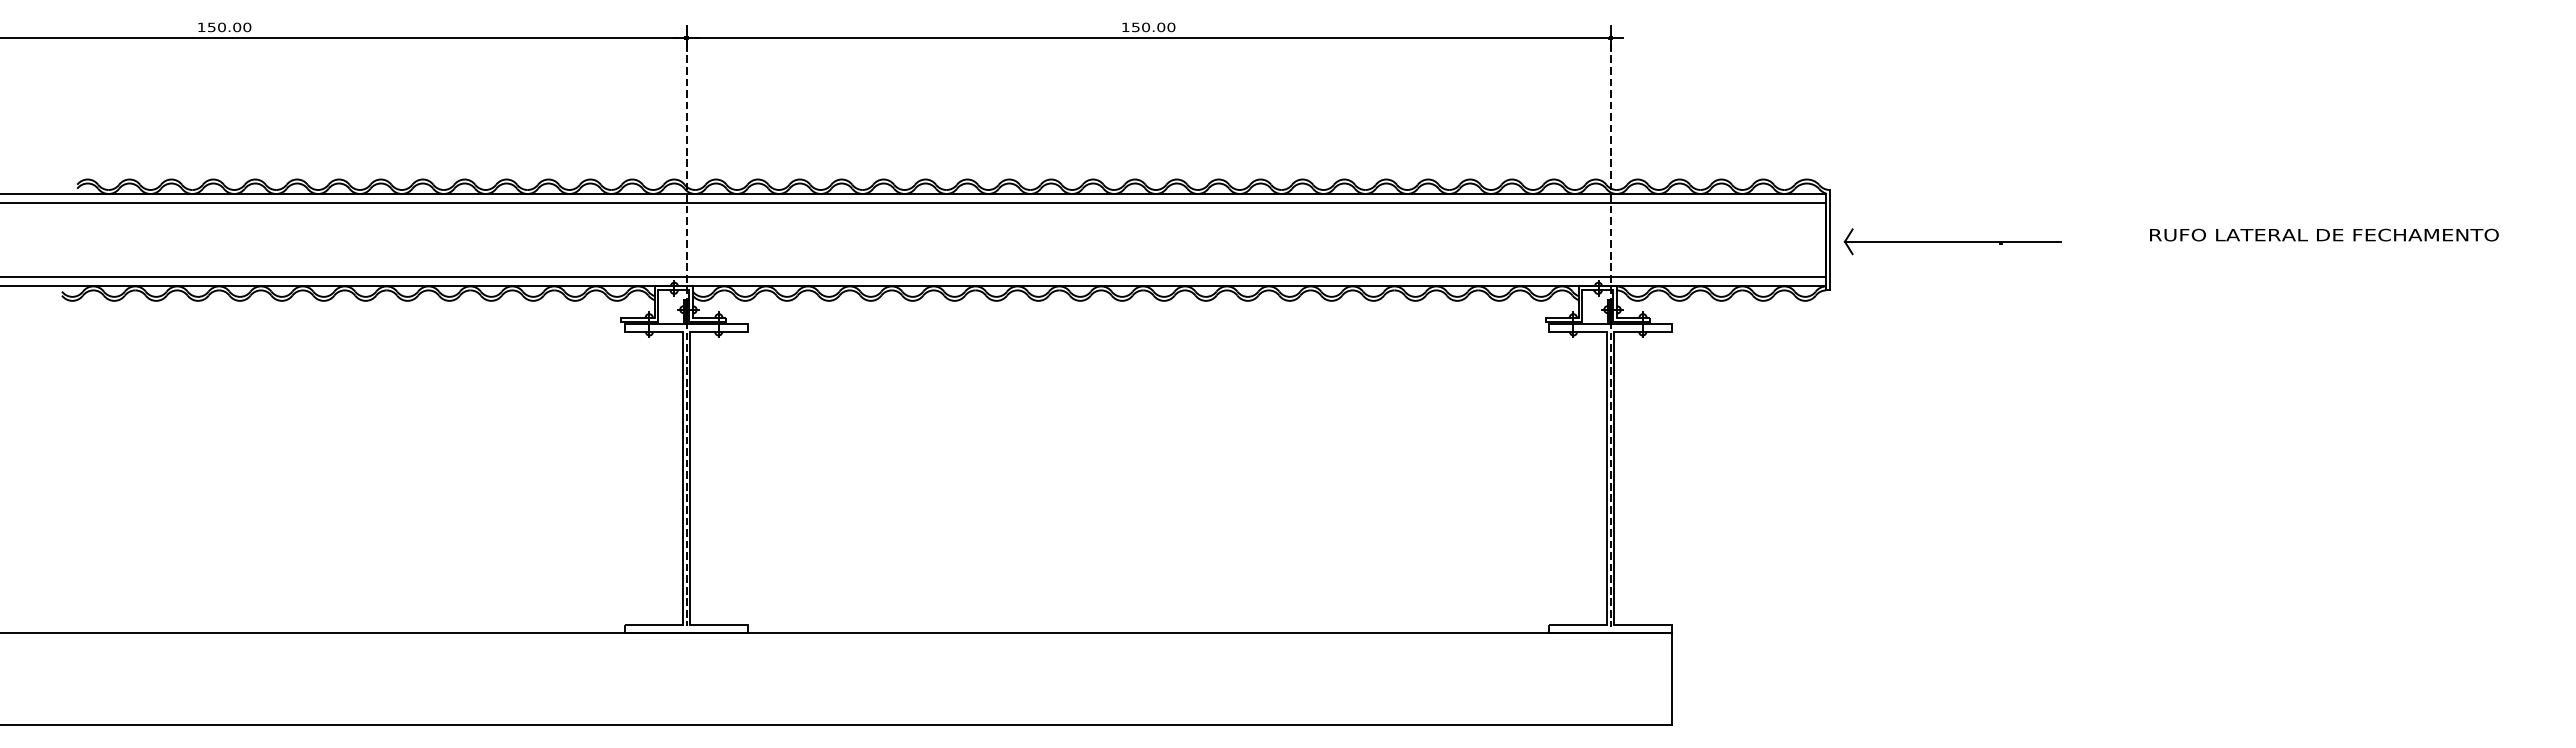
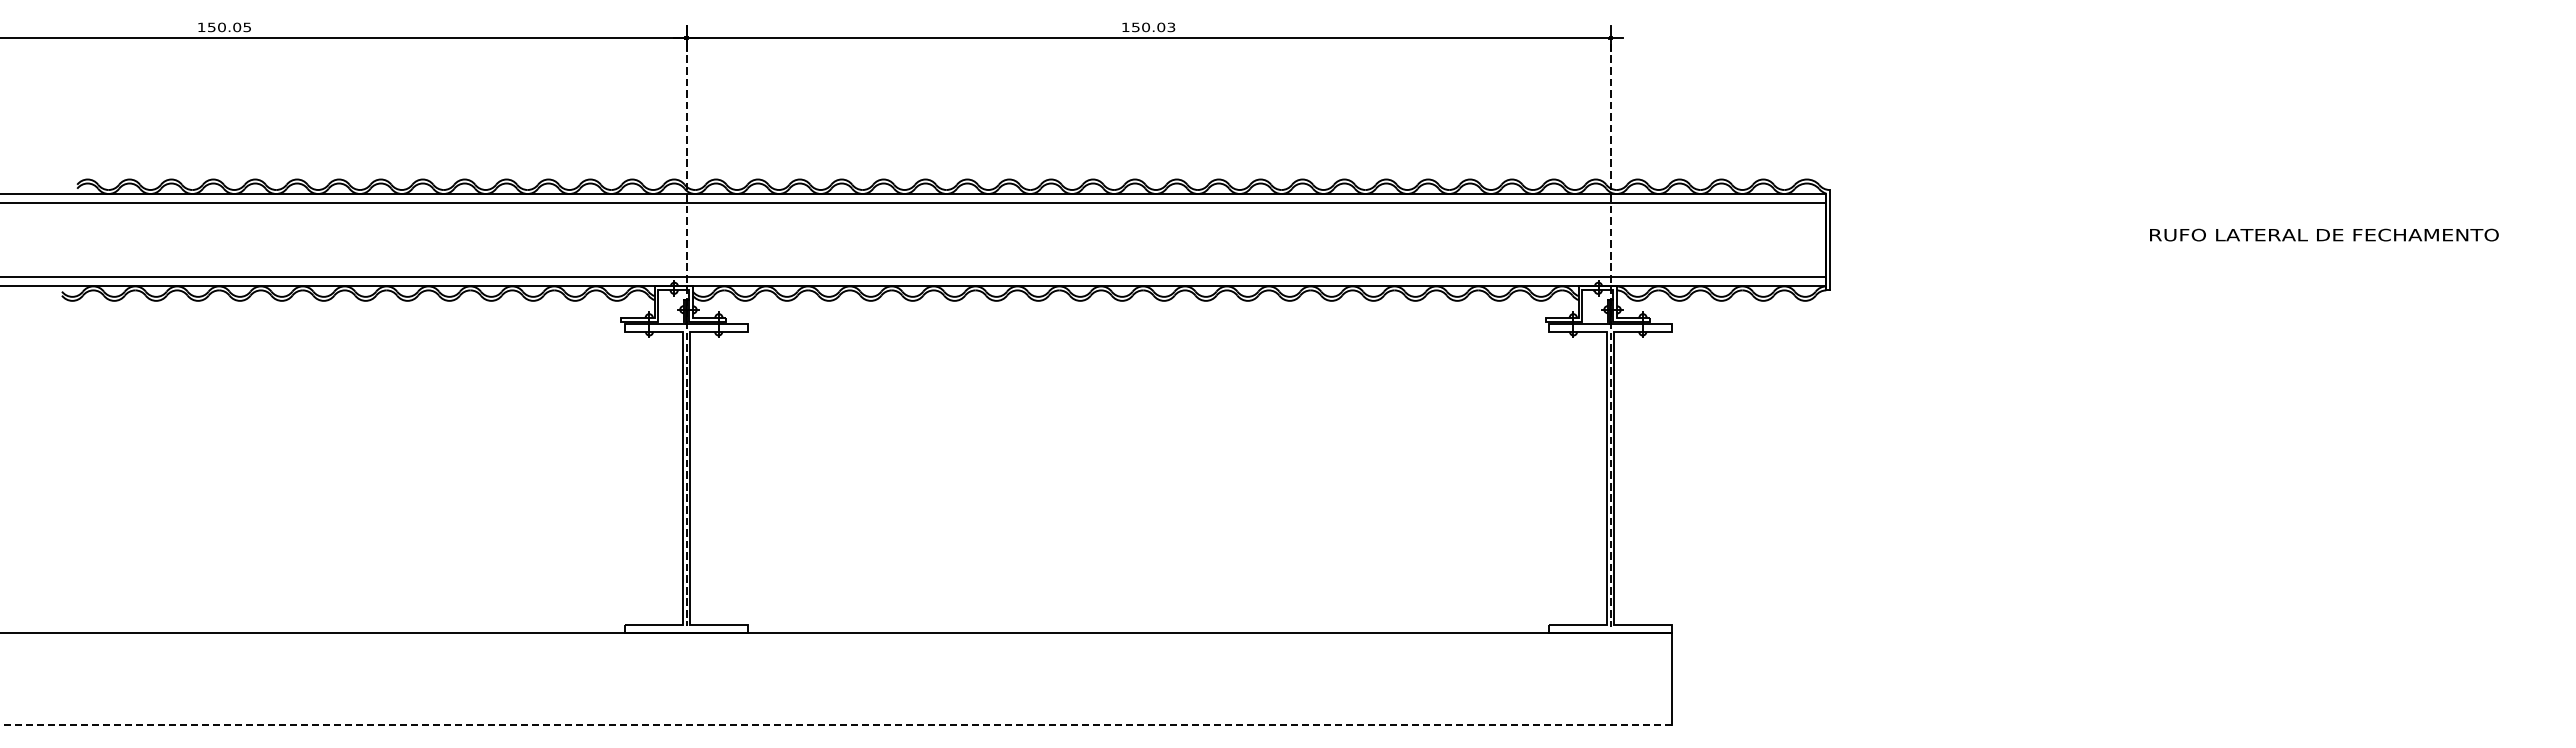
text: 150.00 -> 150.05 (247, 27)
text: 150.00 -> 150.03 (1171, 27)
part: present -> none (1952, 241)
line: solid -> dashed (836, 725)
